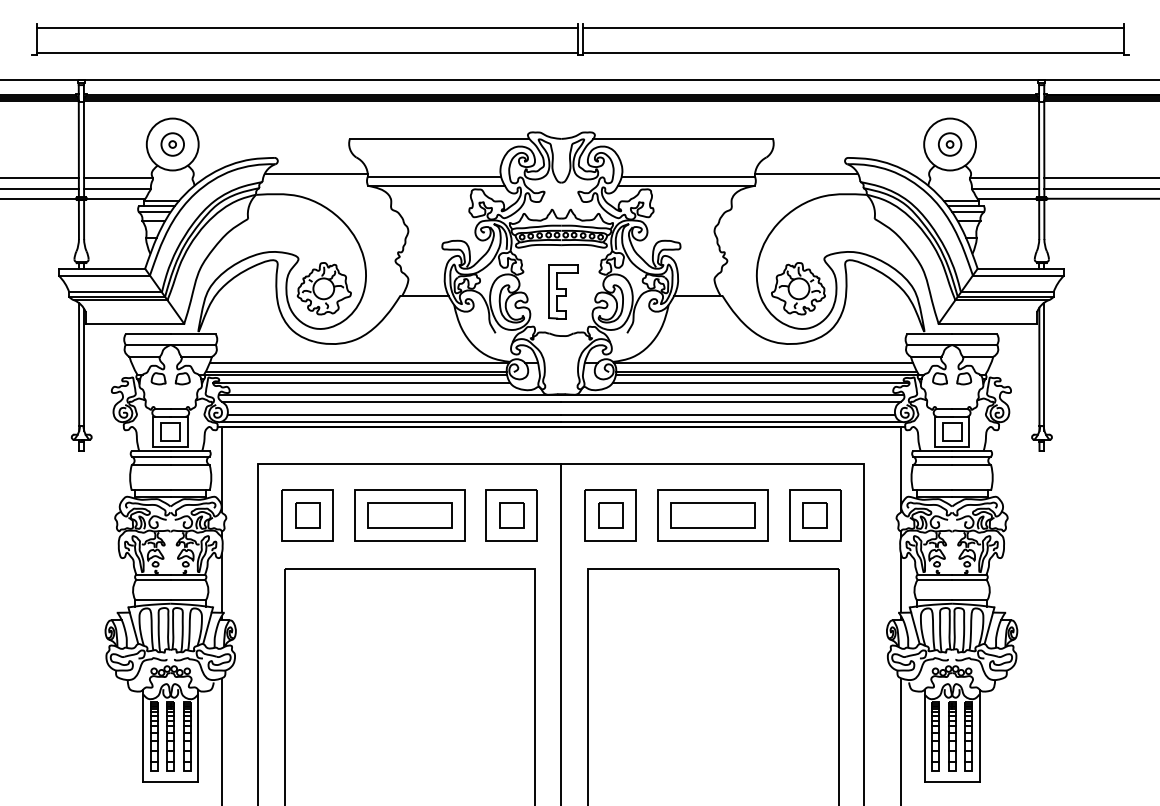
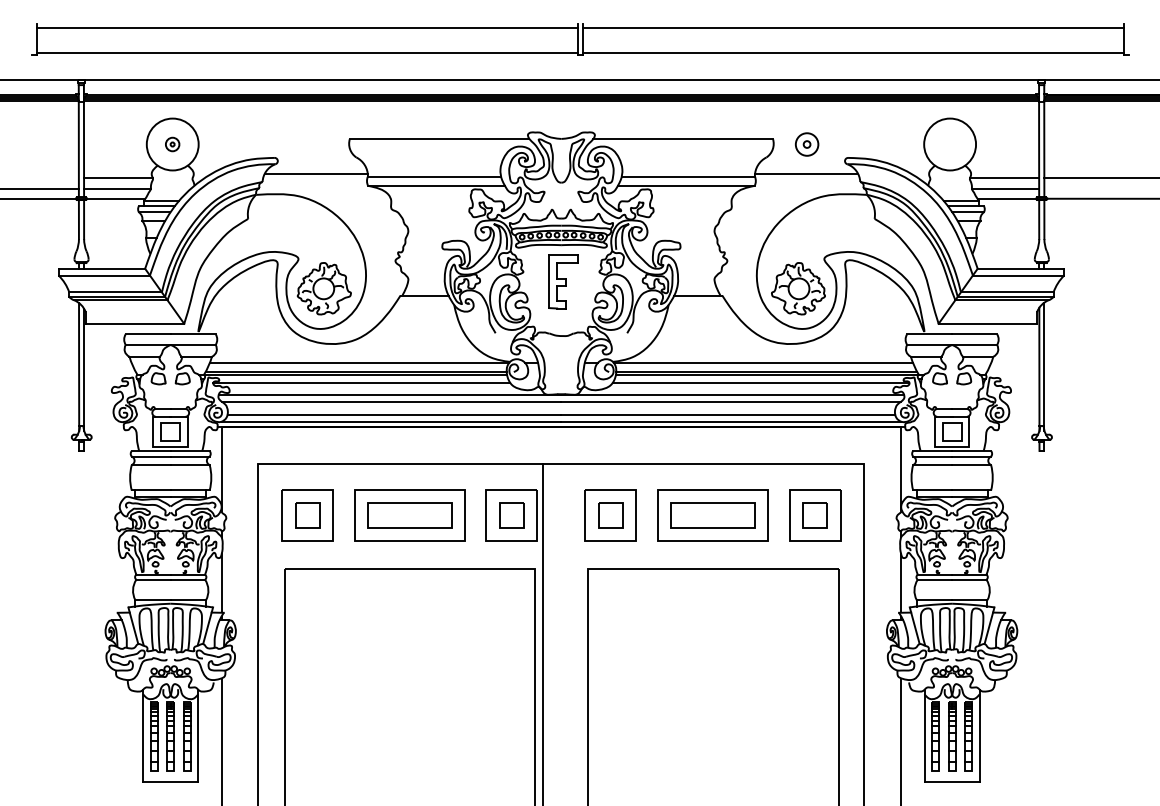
part size: 25x25 px -> 16x17 px (172, 144)
part position: (950, 144) -> (807, 144) (807, 144)
line: present -> none (40, 178)
line: present -> none (1100, 188)
part position: (563, 291) -> (563, 281) (563, 281)
line position: (561, 632) -> (543, 632) (543, 632)
